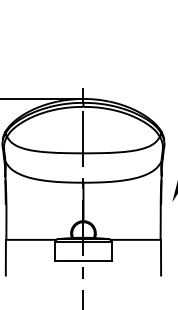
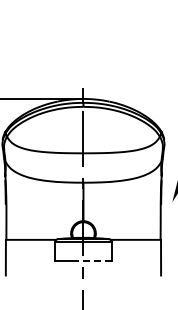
line: solid -> dashed (91, 261)
